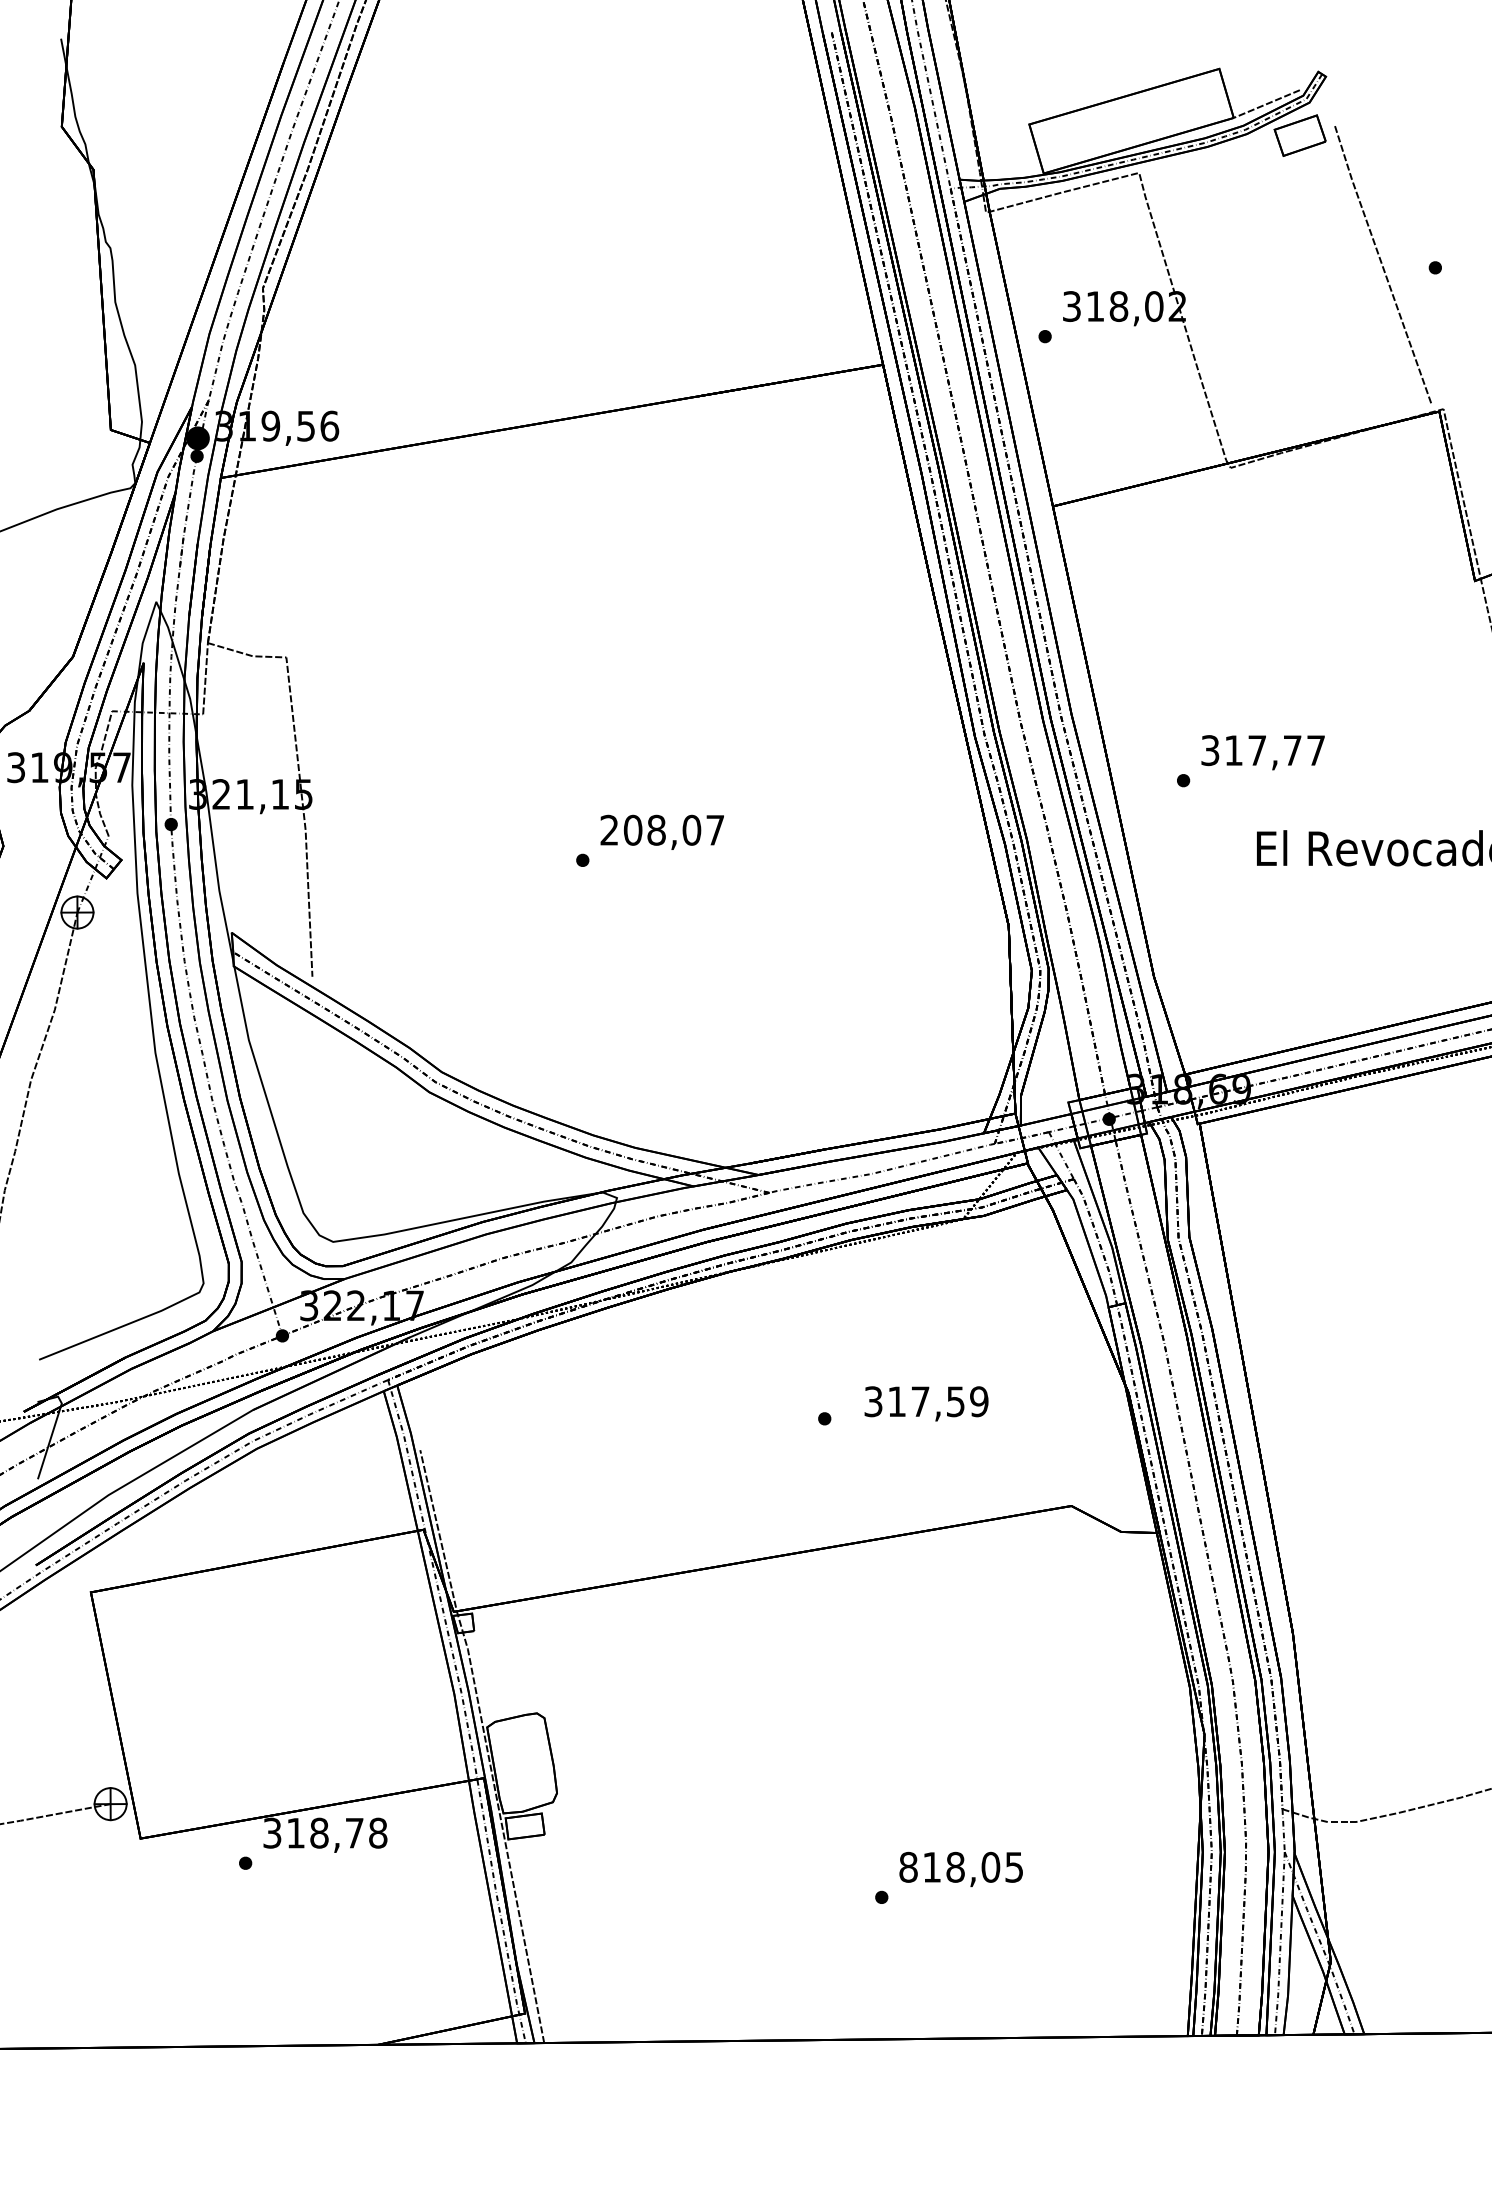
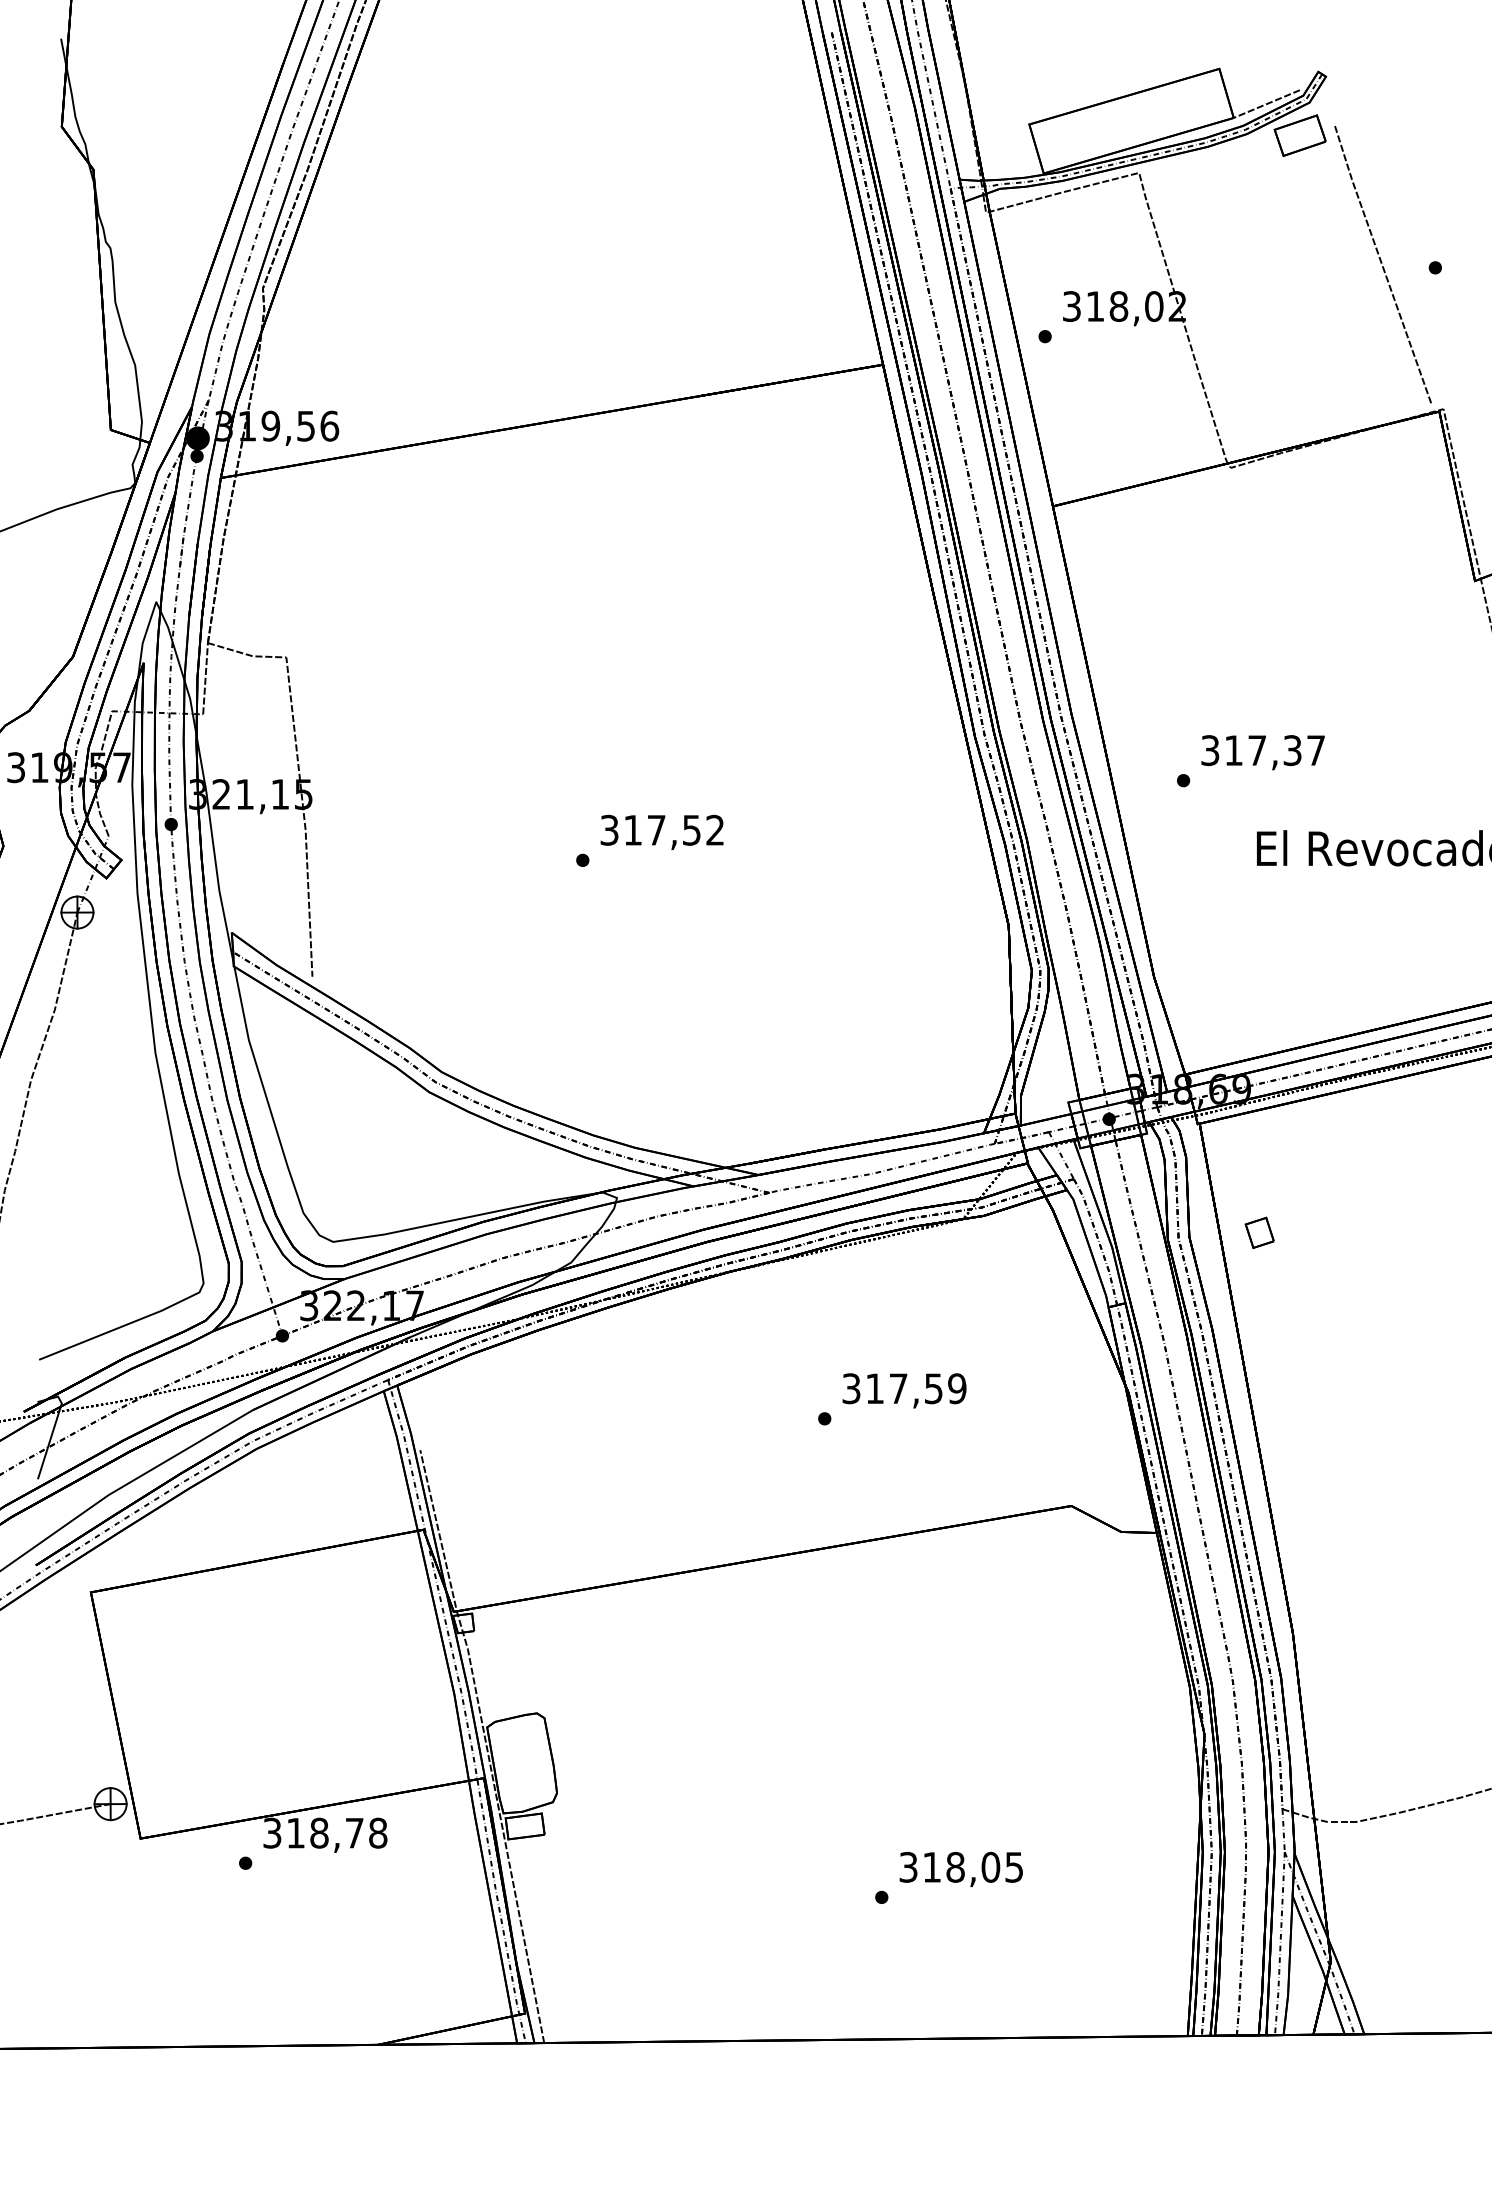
text: 317,77 -> 317,37 (1292, 750)
text: 208,07 -> 317,52 (661, 829)
part: none -> present (1259, 1232)
text position: (926, 1403) -> (904, 1390) (904, 1390)
text: 818,05 -> 318,05 (908, 1867)
